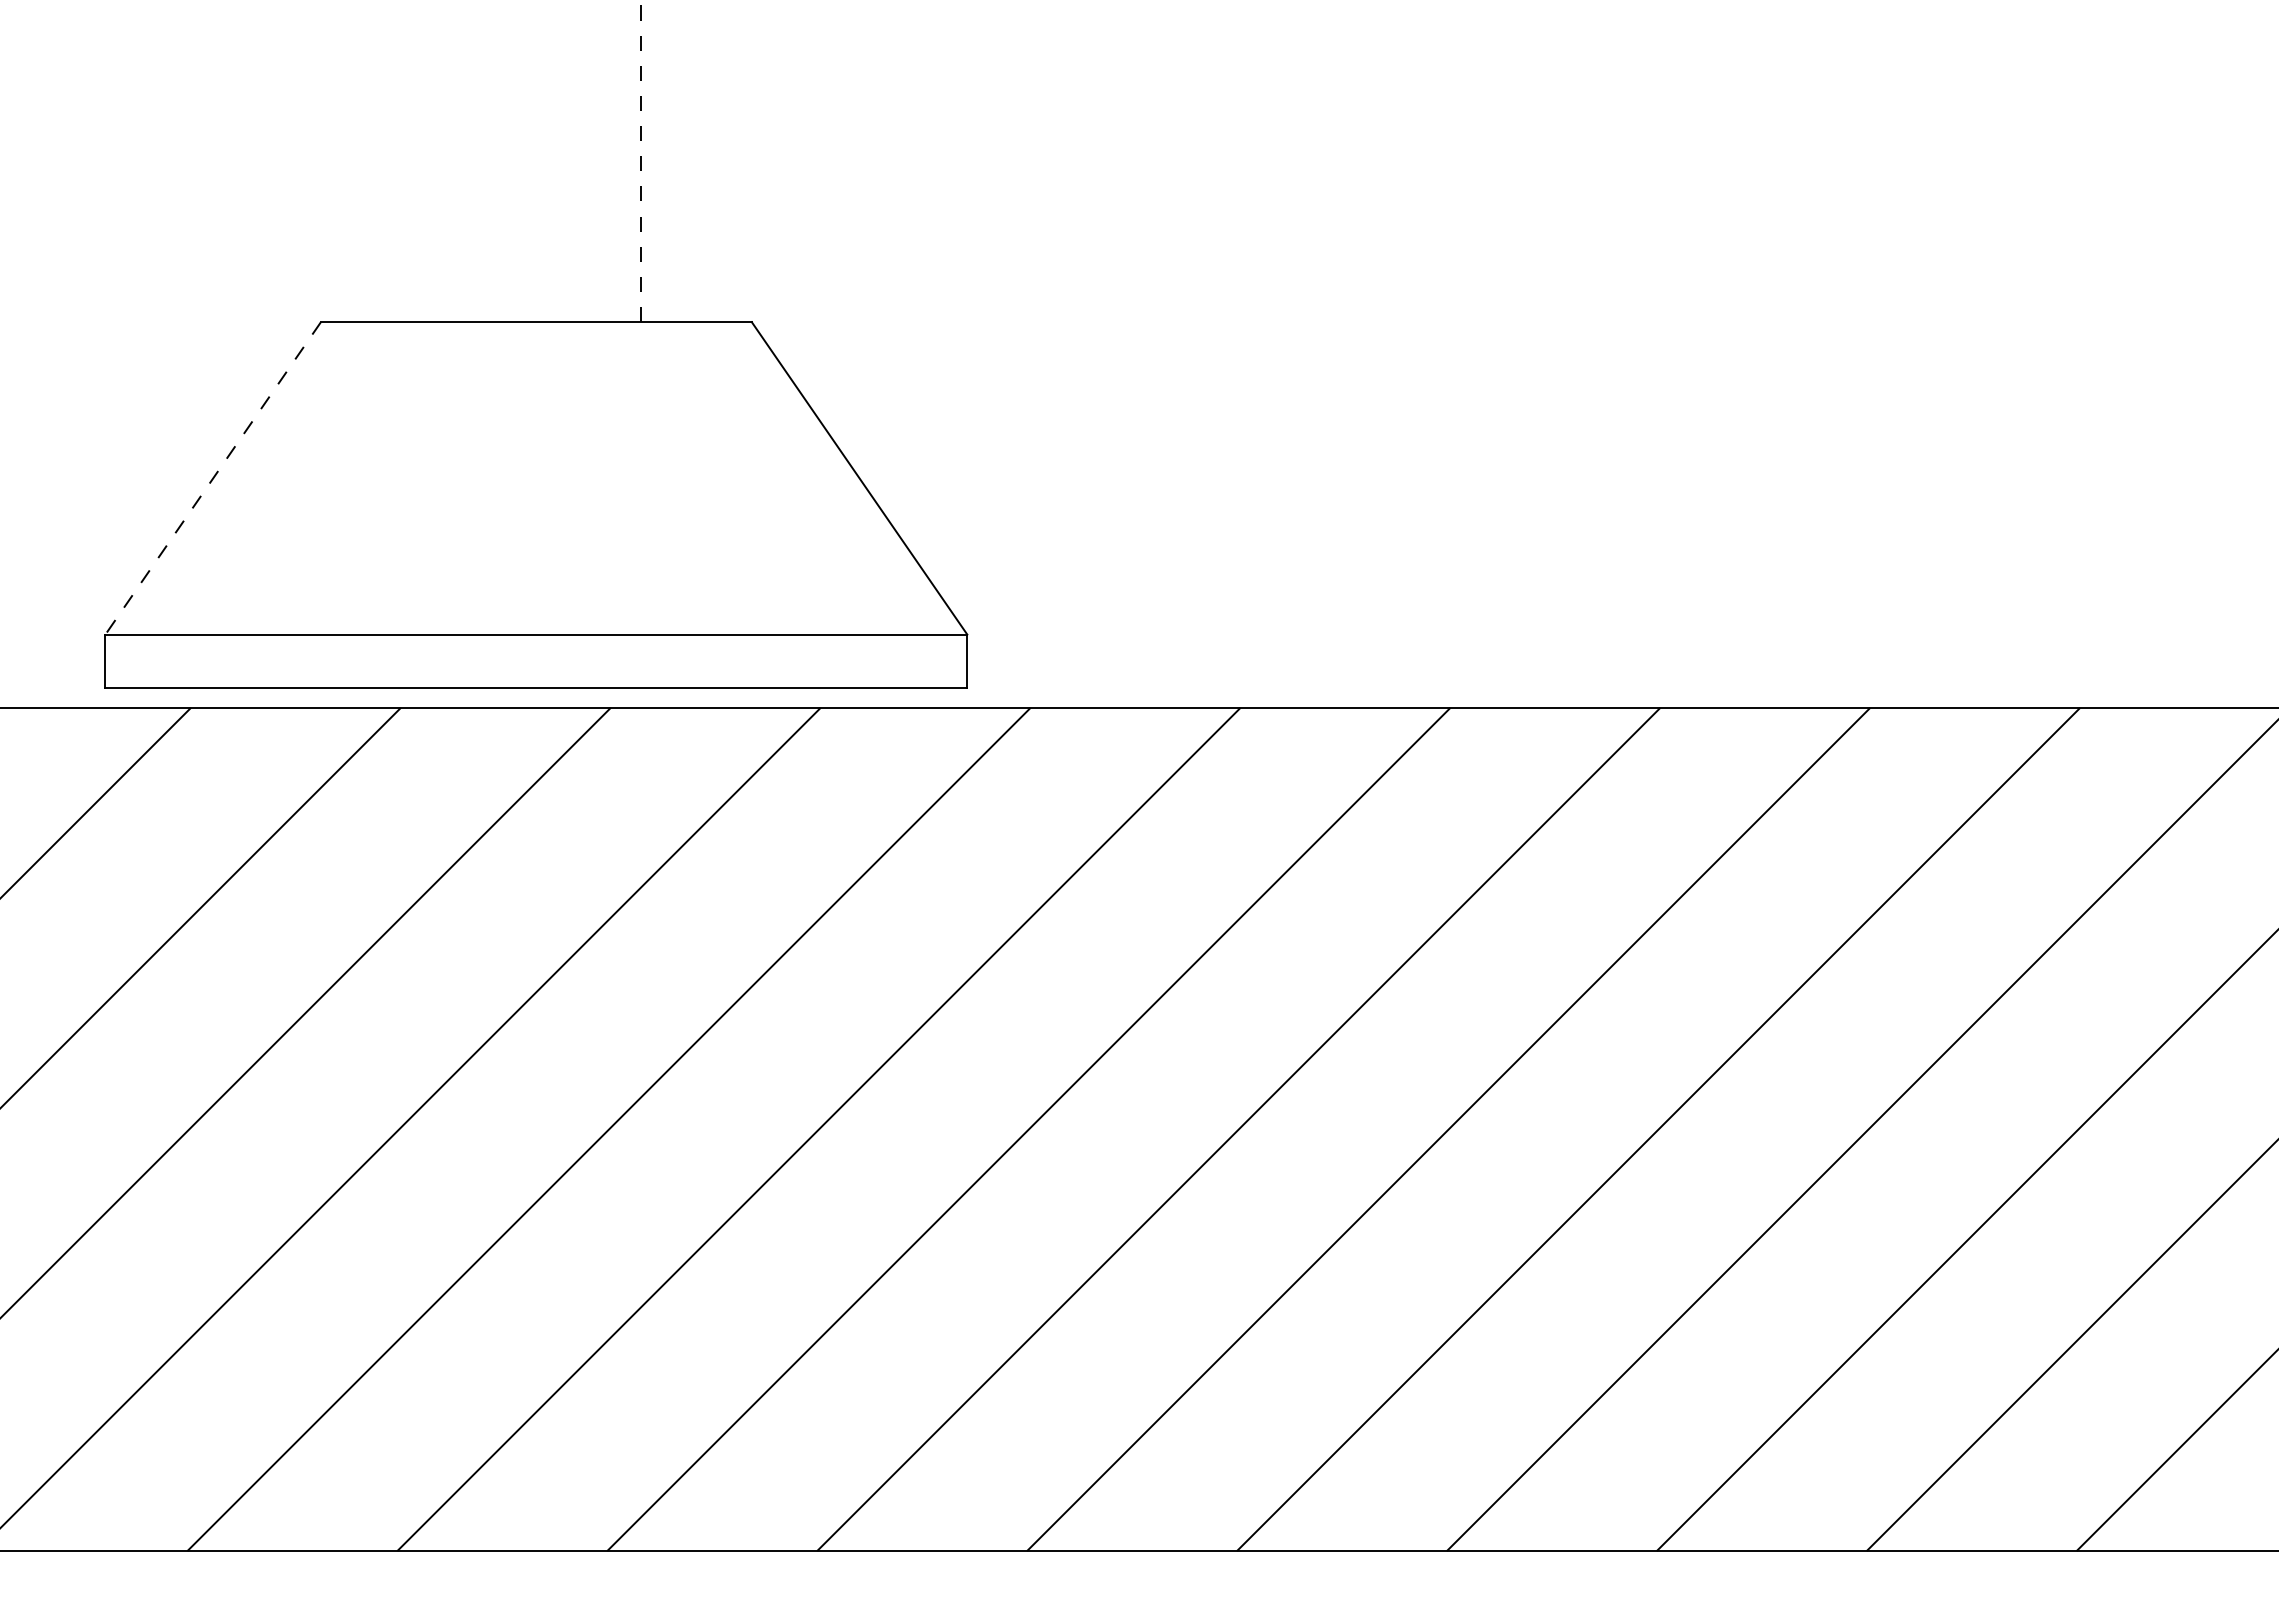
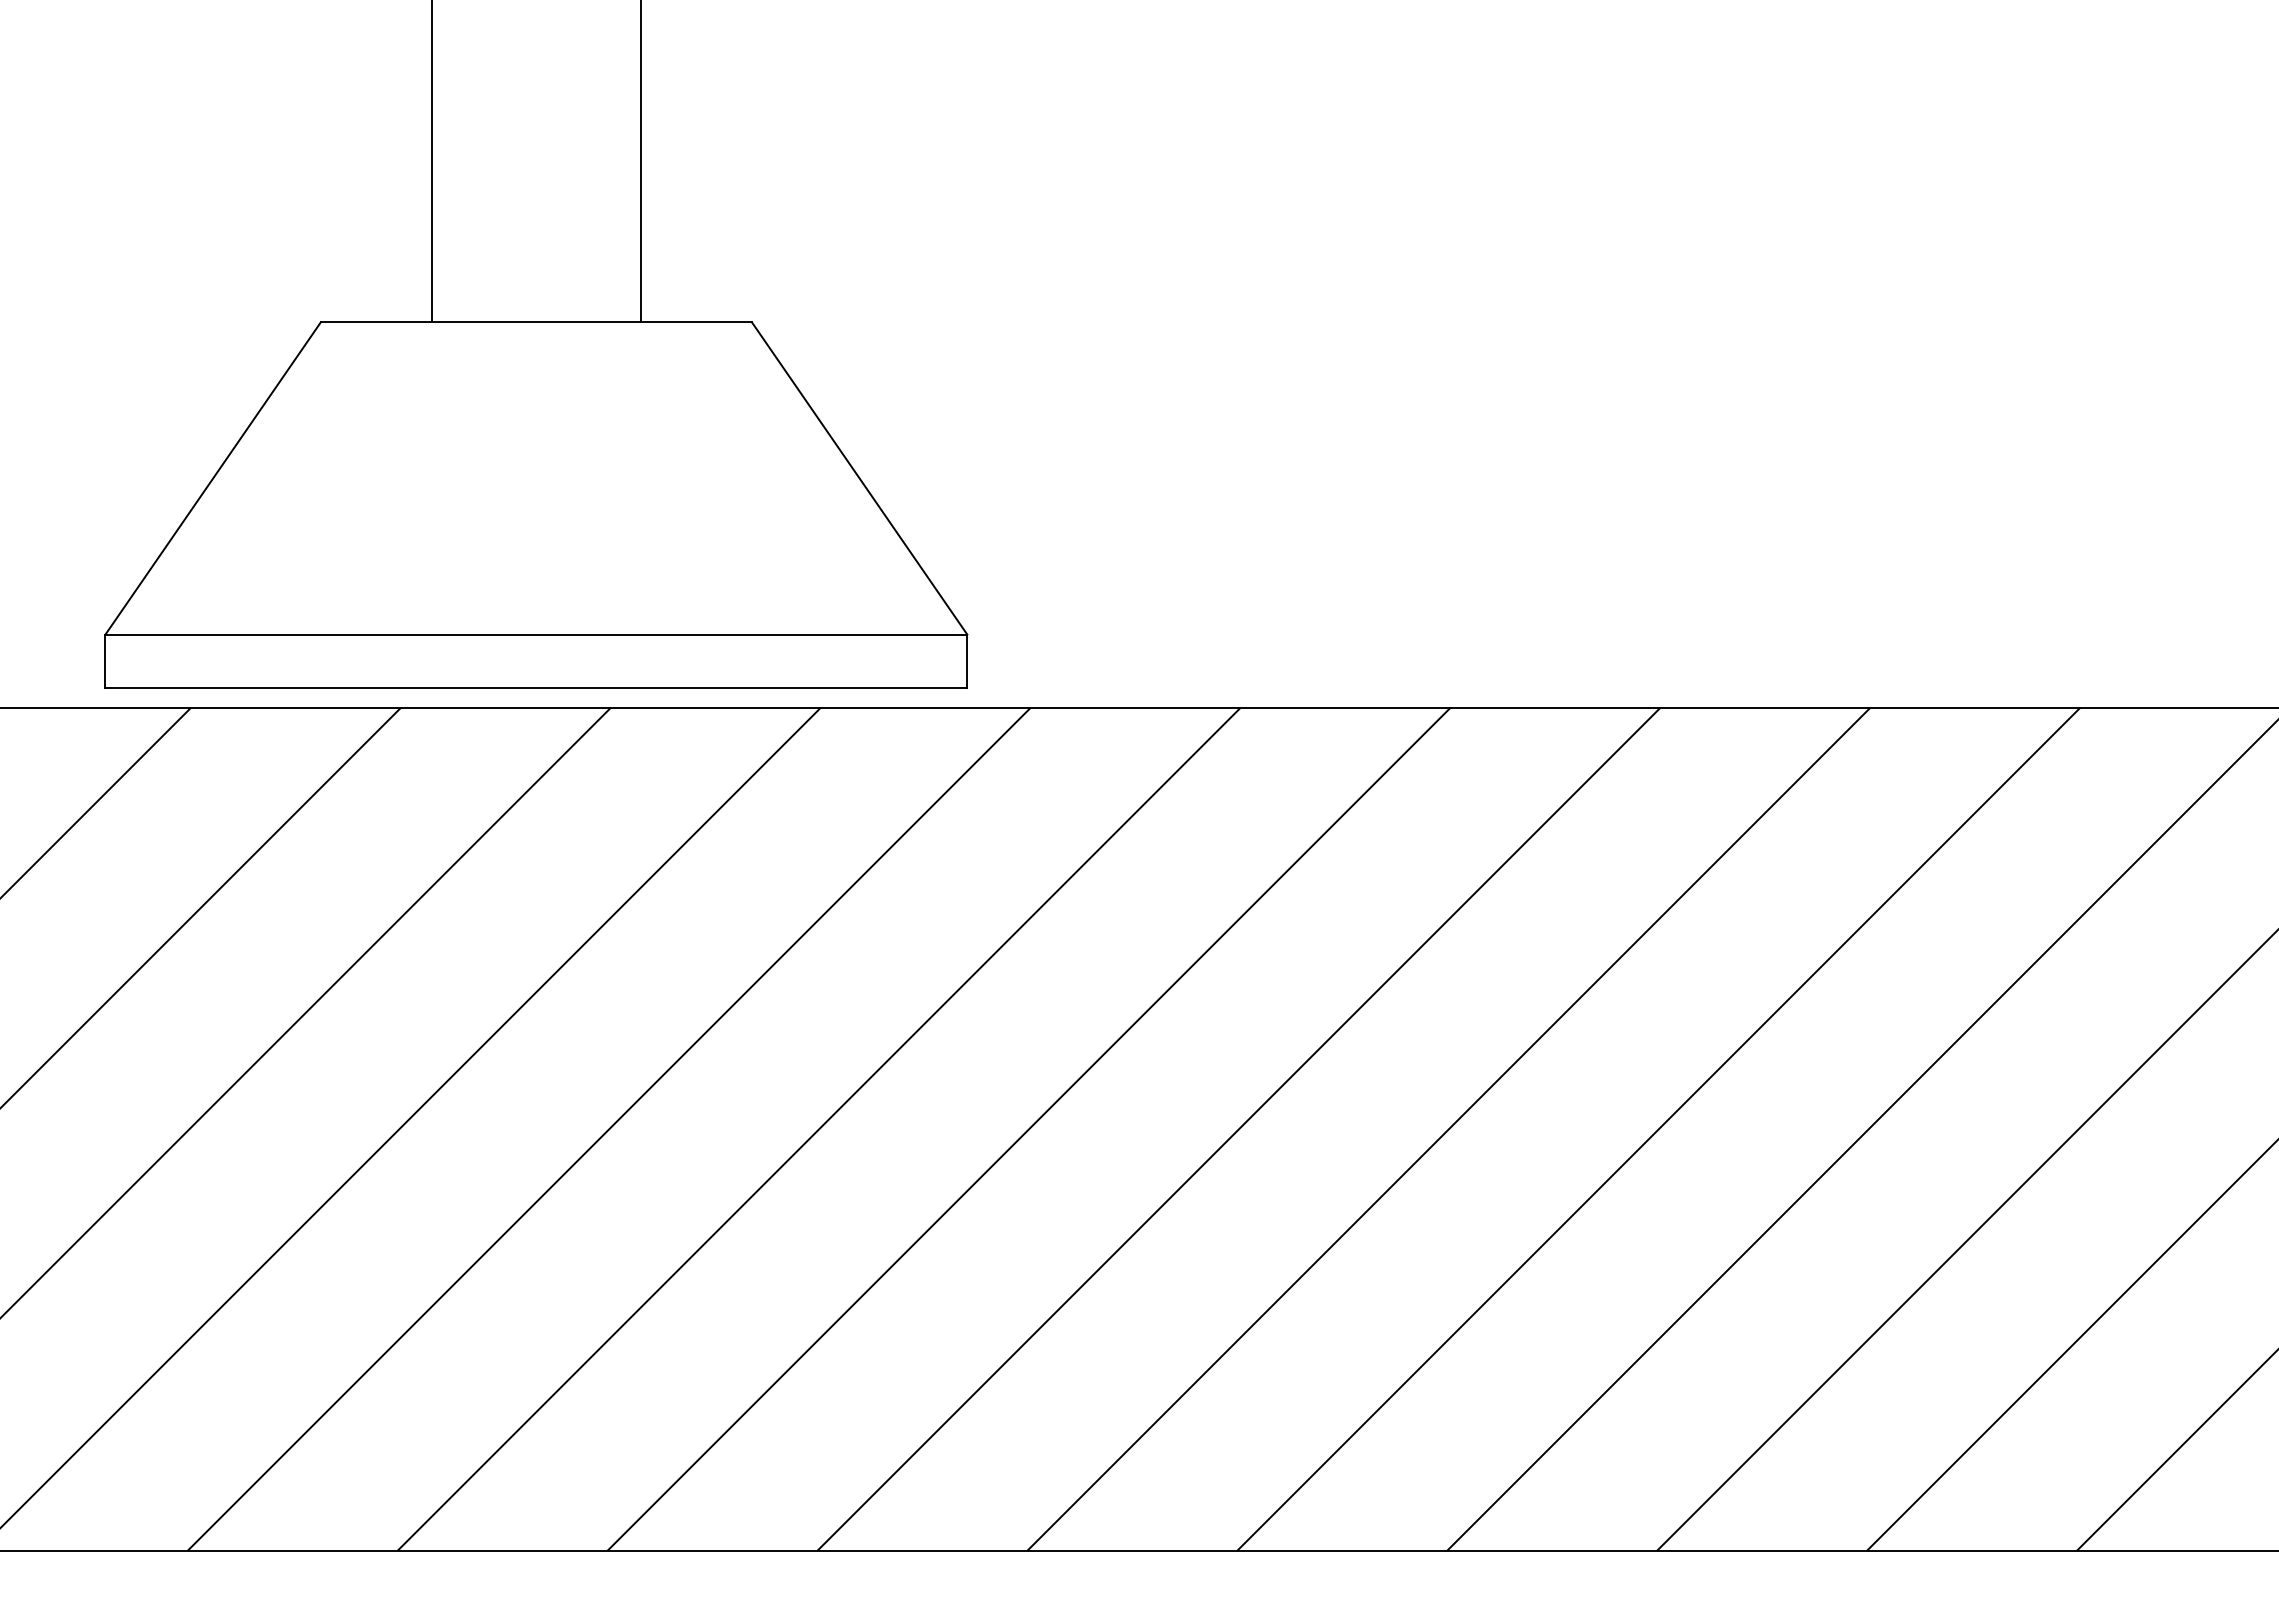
line: dashed -> solid (640, 161)
line: none -> present (431, 162)
line: dashed -> solid (213, 478)
